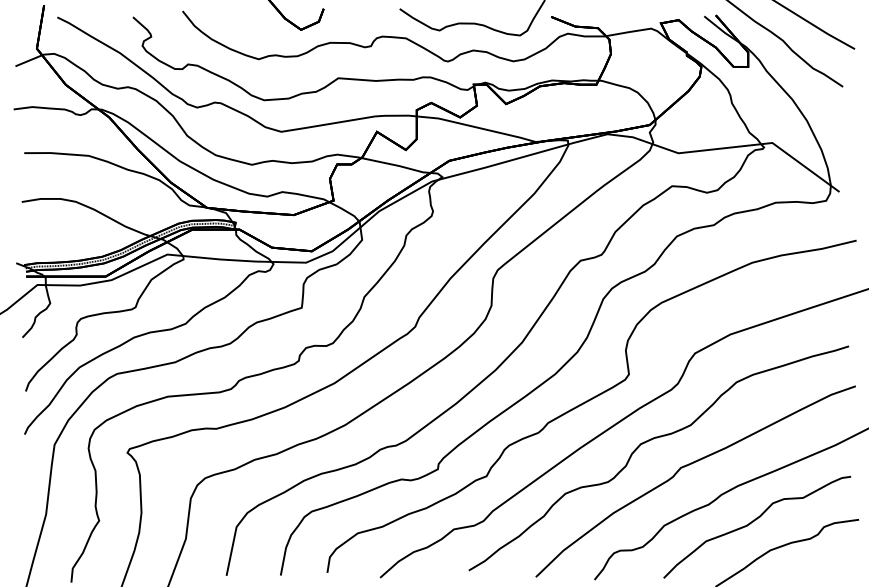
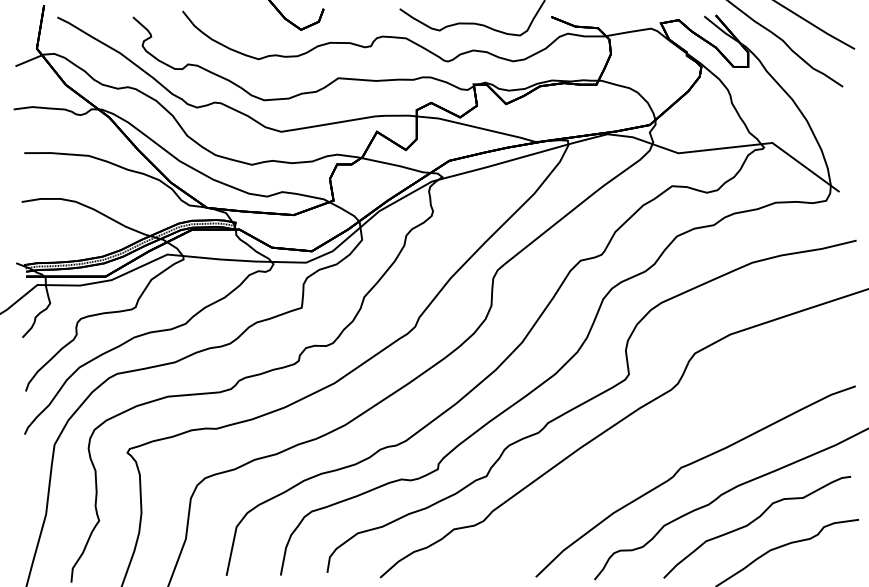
part: present -> none (649, 441)
